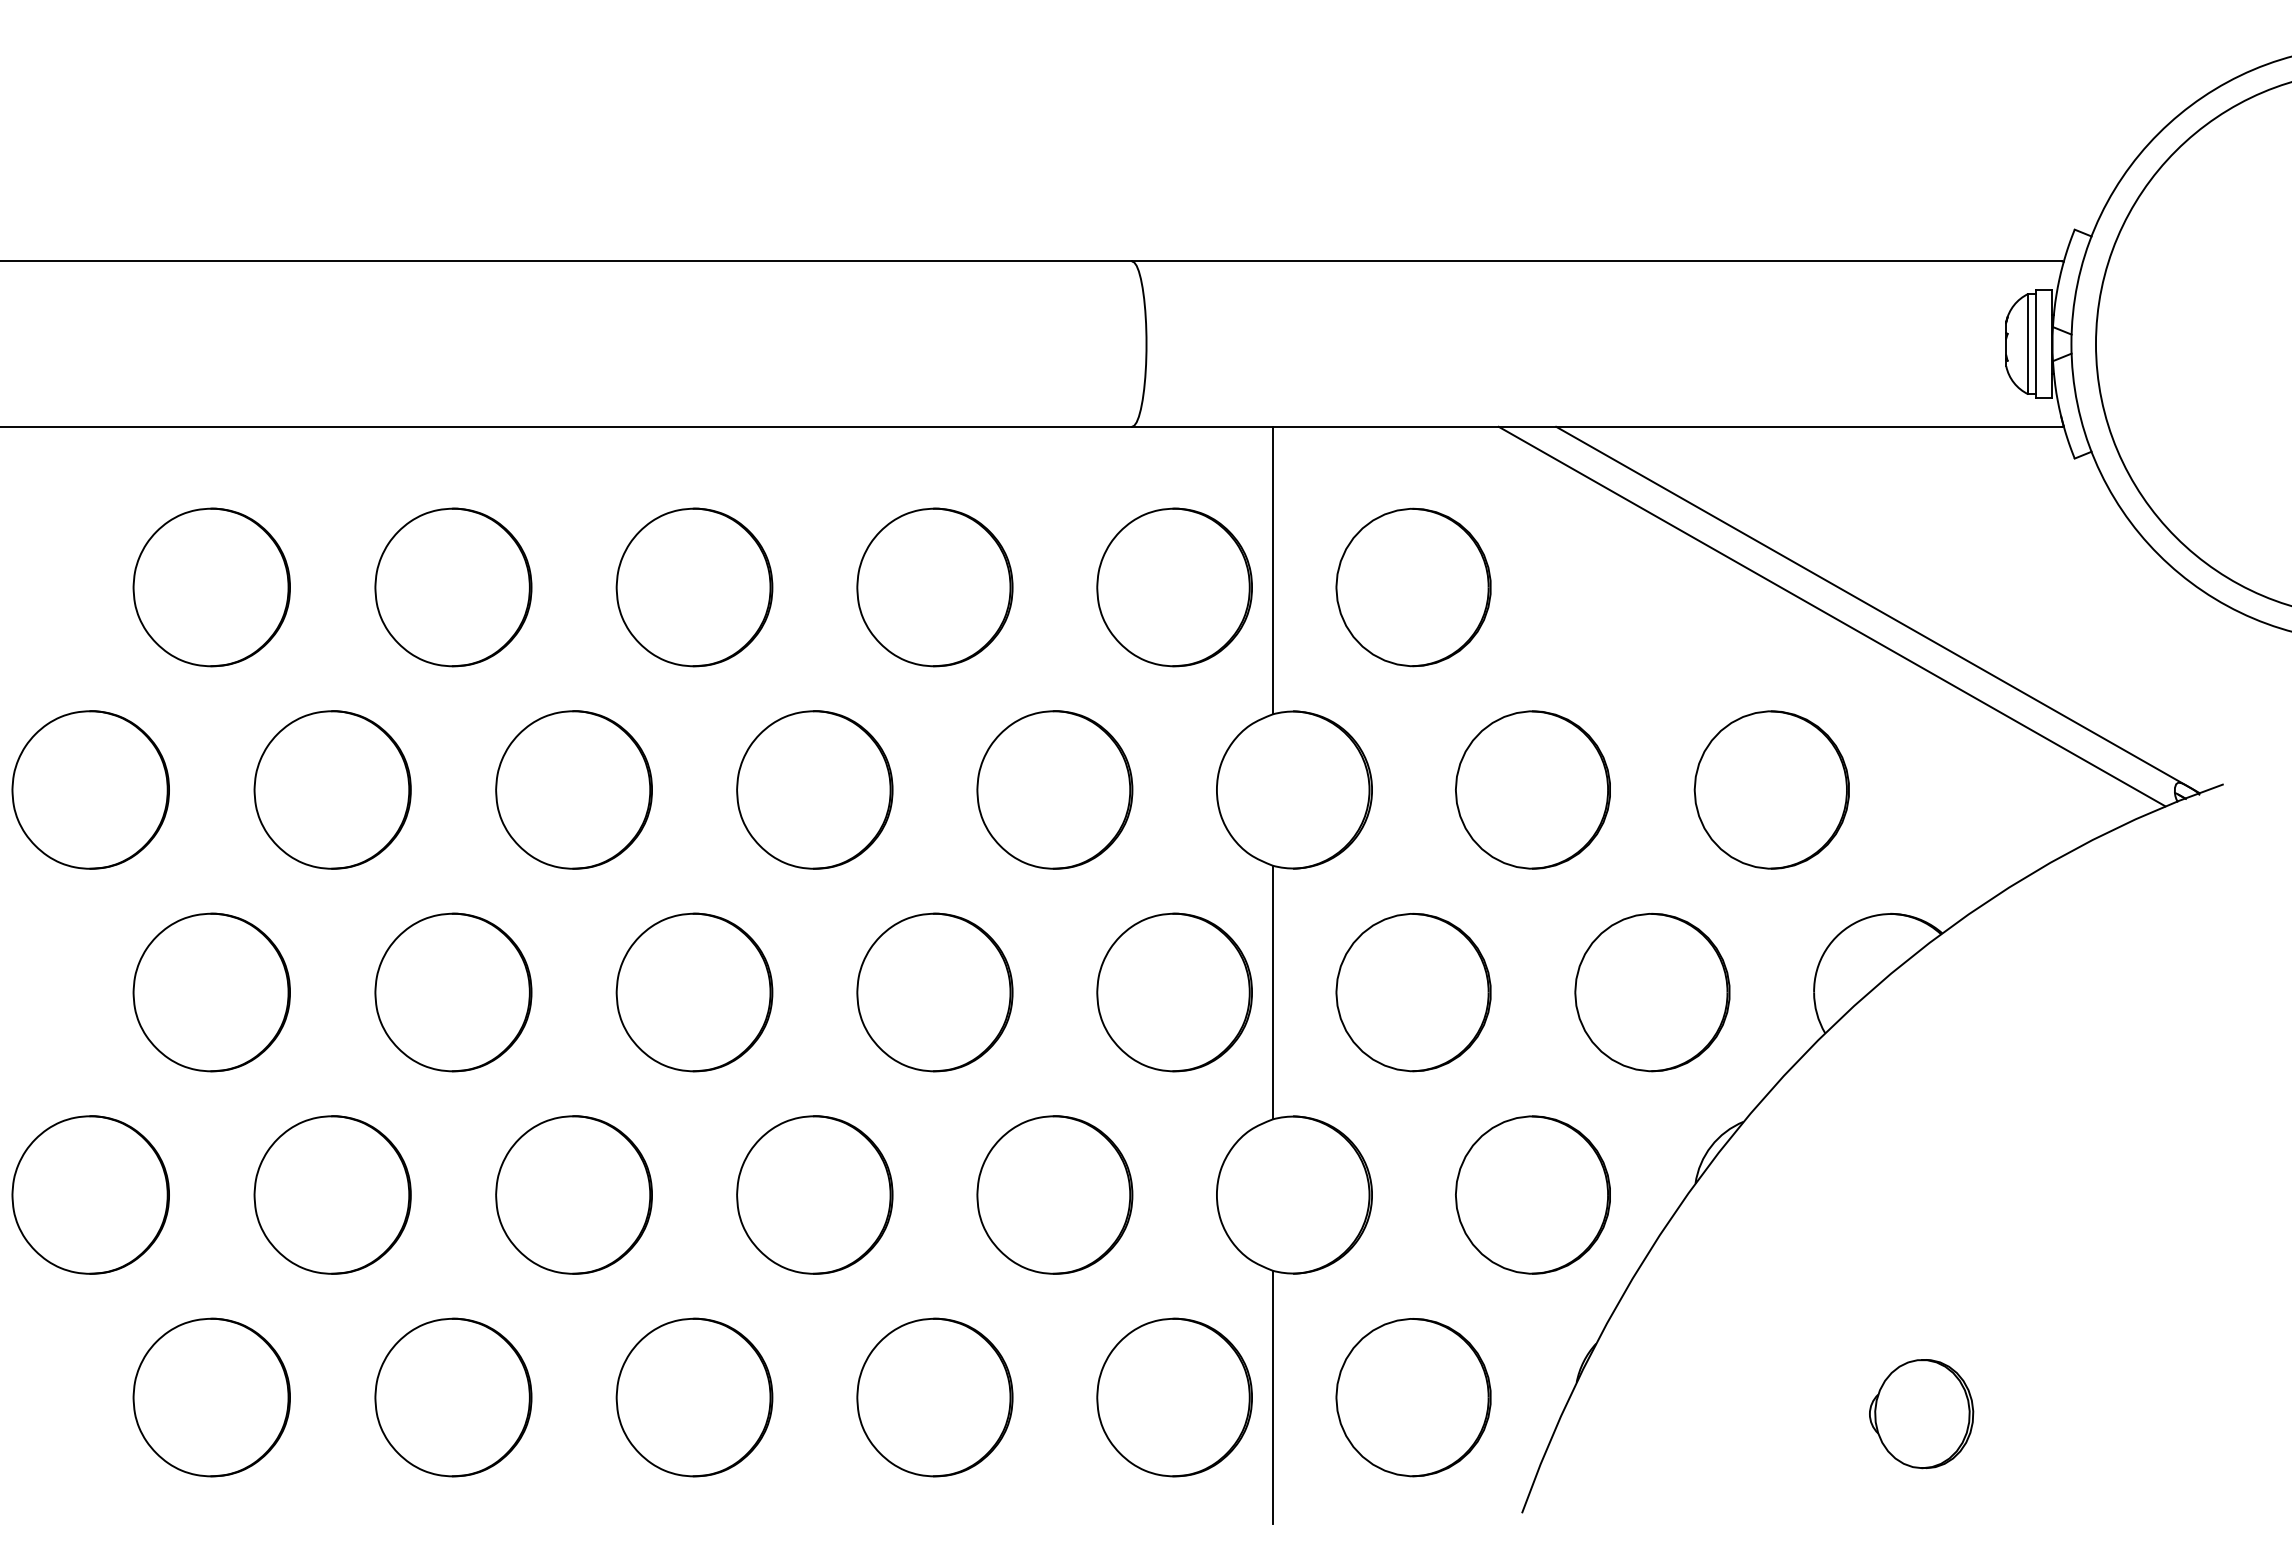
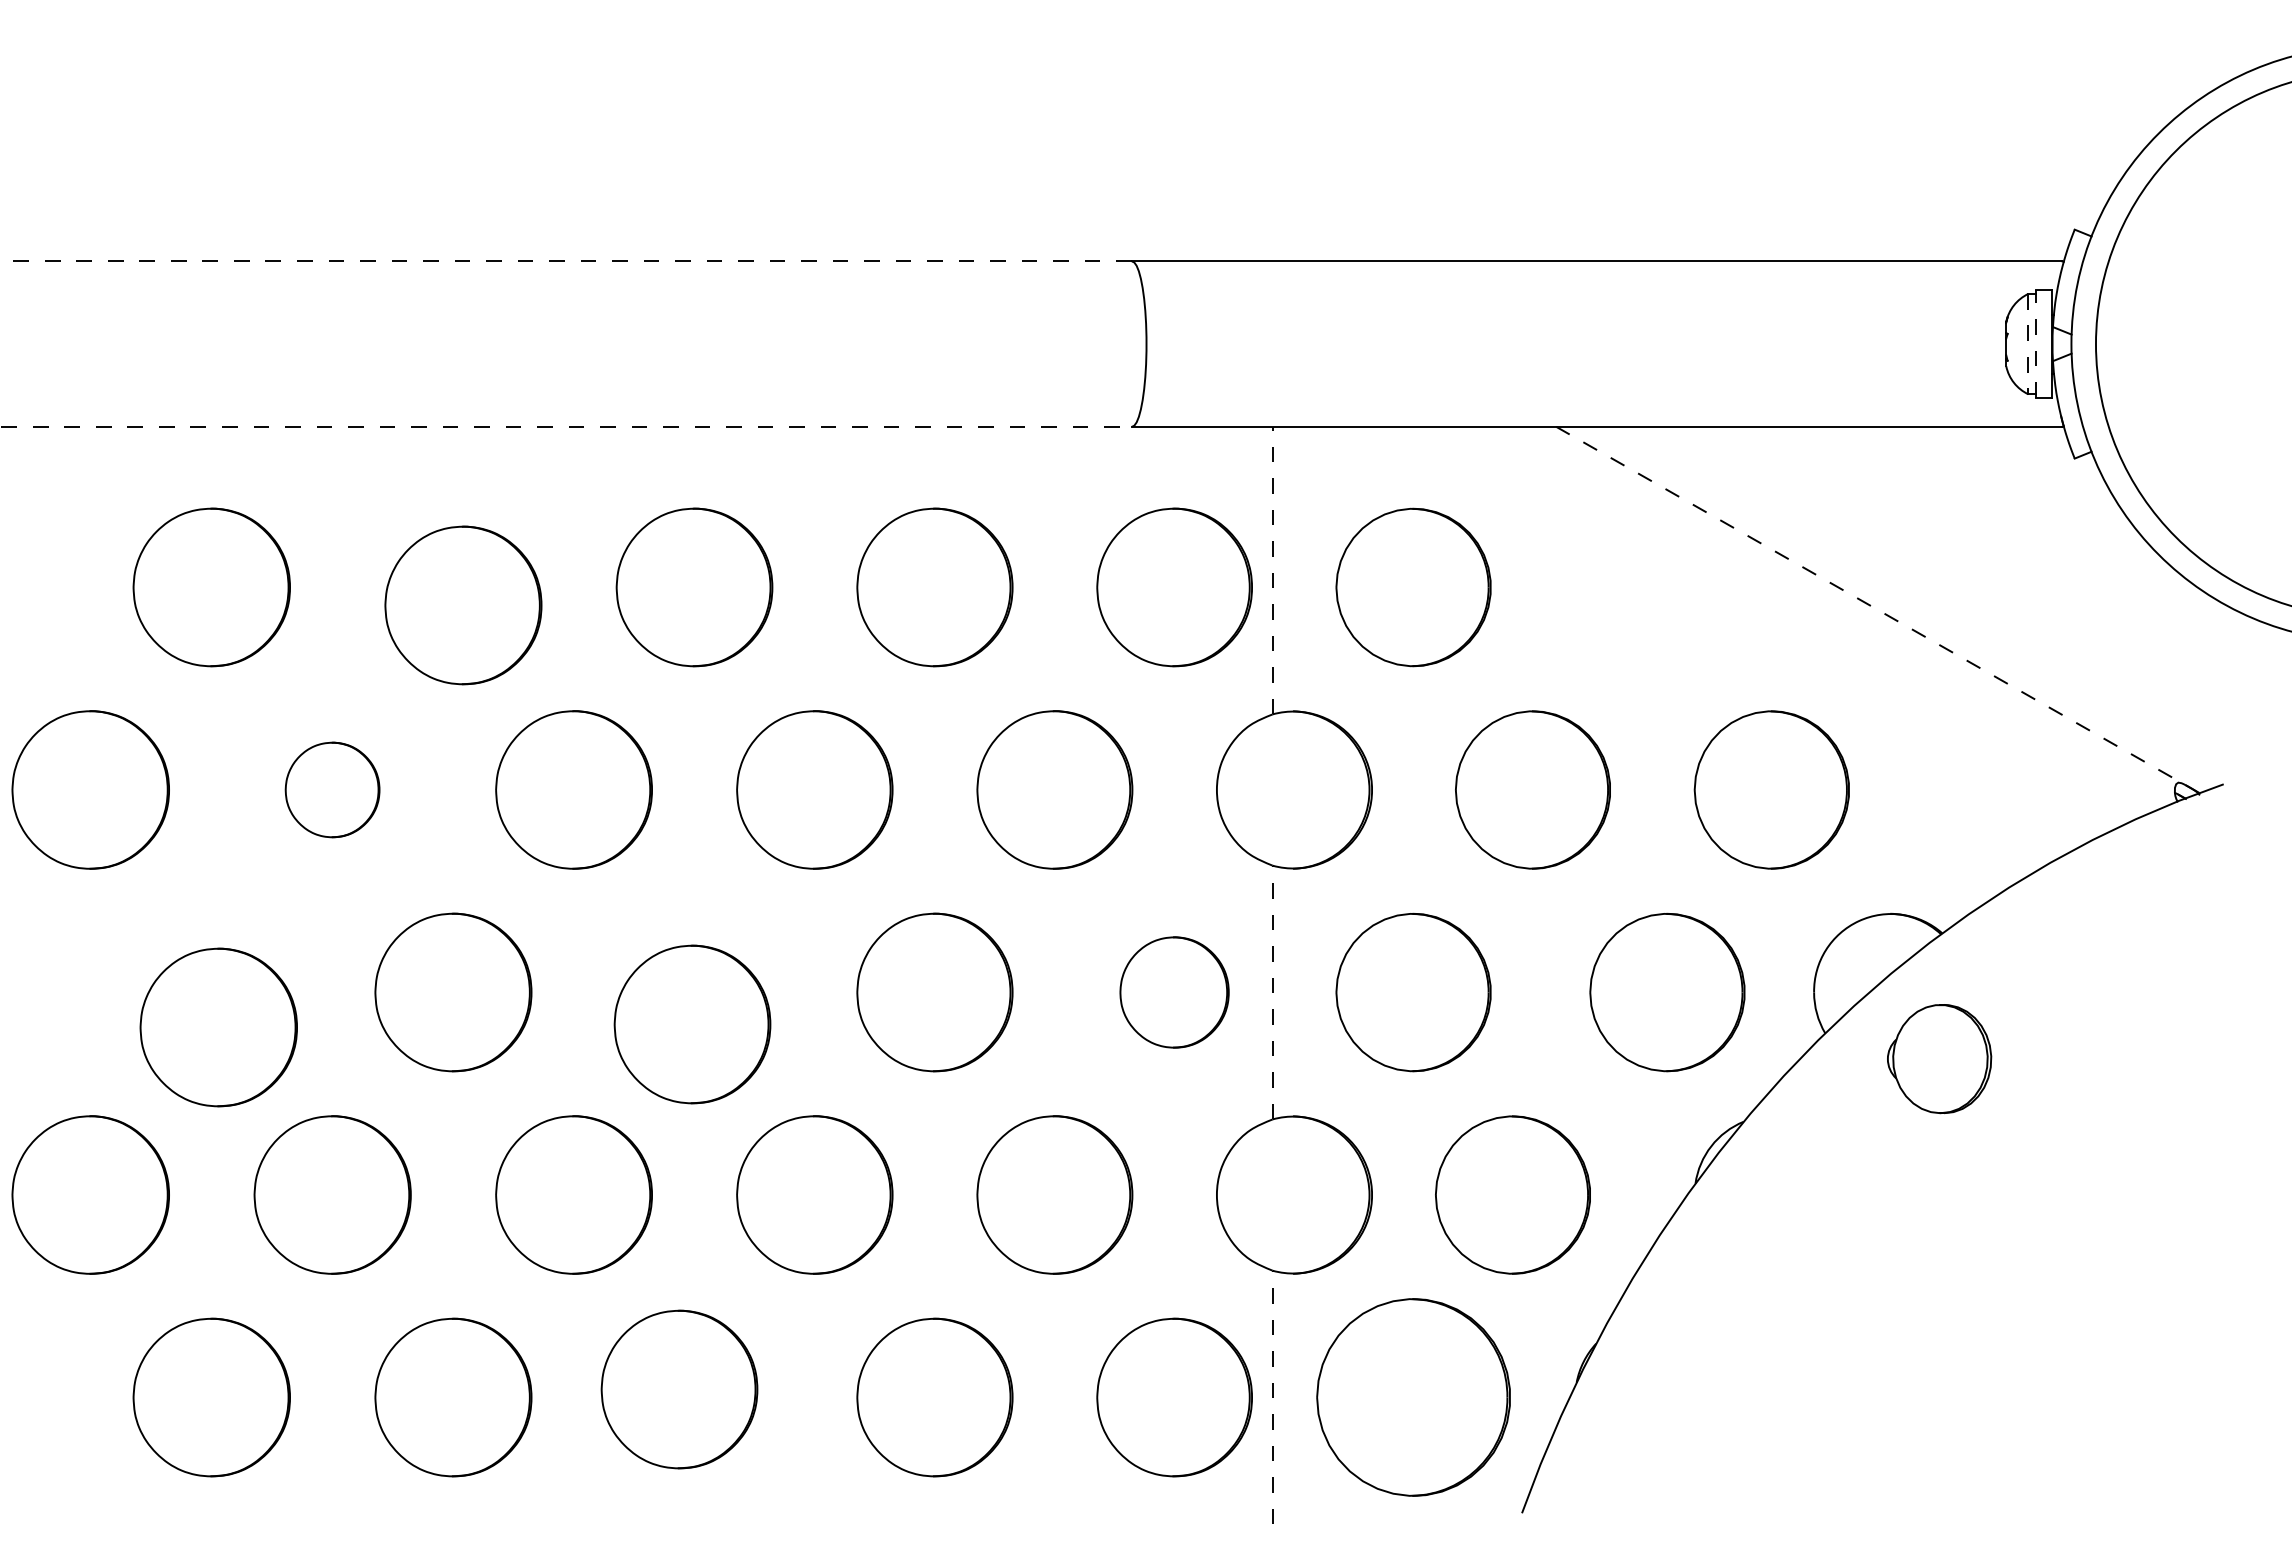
line: solid -> dashed (566, 261)
line: solid -> dashed (2028, 342)
line: solid -> dashed (2035, 344)
line: solid -> dashed (566, 426)
line: solid -> dashed (1272, 570)
part position: (453, 587) -> (463, 605) (463, 605)
line: solid -> dashed (1877, 609)
line: present -> none (1831, 616)
part size: 159x160 px -> 97x98 px (332, 789)
part position: (211, 992) -> (218, 1027) (218, 1027)
part position: (694, 992) -> (692, 1024) (692, 1024)
part size: 157x161 px -> 111x113 px (1174, 992)
line: solid -> dashed (1272, 992)
part position: (1652, 992) -> (1667, 992) (1667, 992)
part position: (1532, 1194) -> (1512, 1194) (1512, 1194)
part position: (694, 1397) -> (679, 1389) (679, 1389)
line: solid -> dashed (1272, 1397)
part size: 157x160 px -> 195x199 px (1413, 1397)
part position: (1921, 1414) -> (1939, 1059) (1939, 1059)
